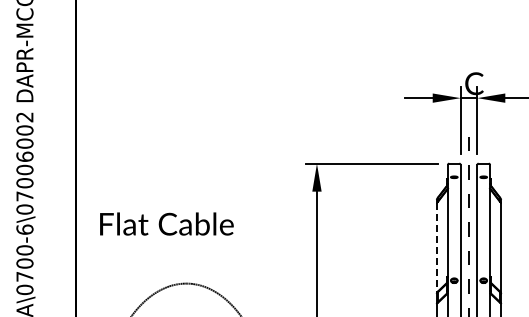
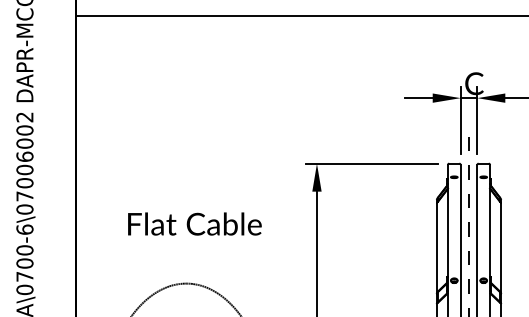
line: none -> present (300, 16)
text position: (166, 223) -> (194, 223) (194, 223)
line: dashed -> solid (436, 248)
